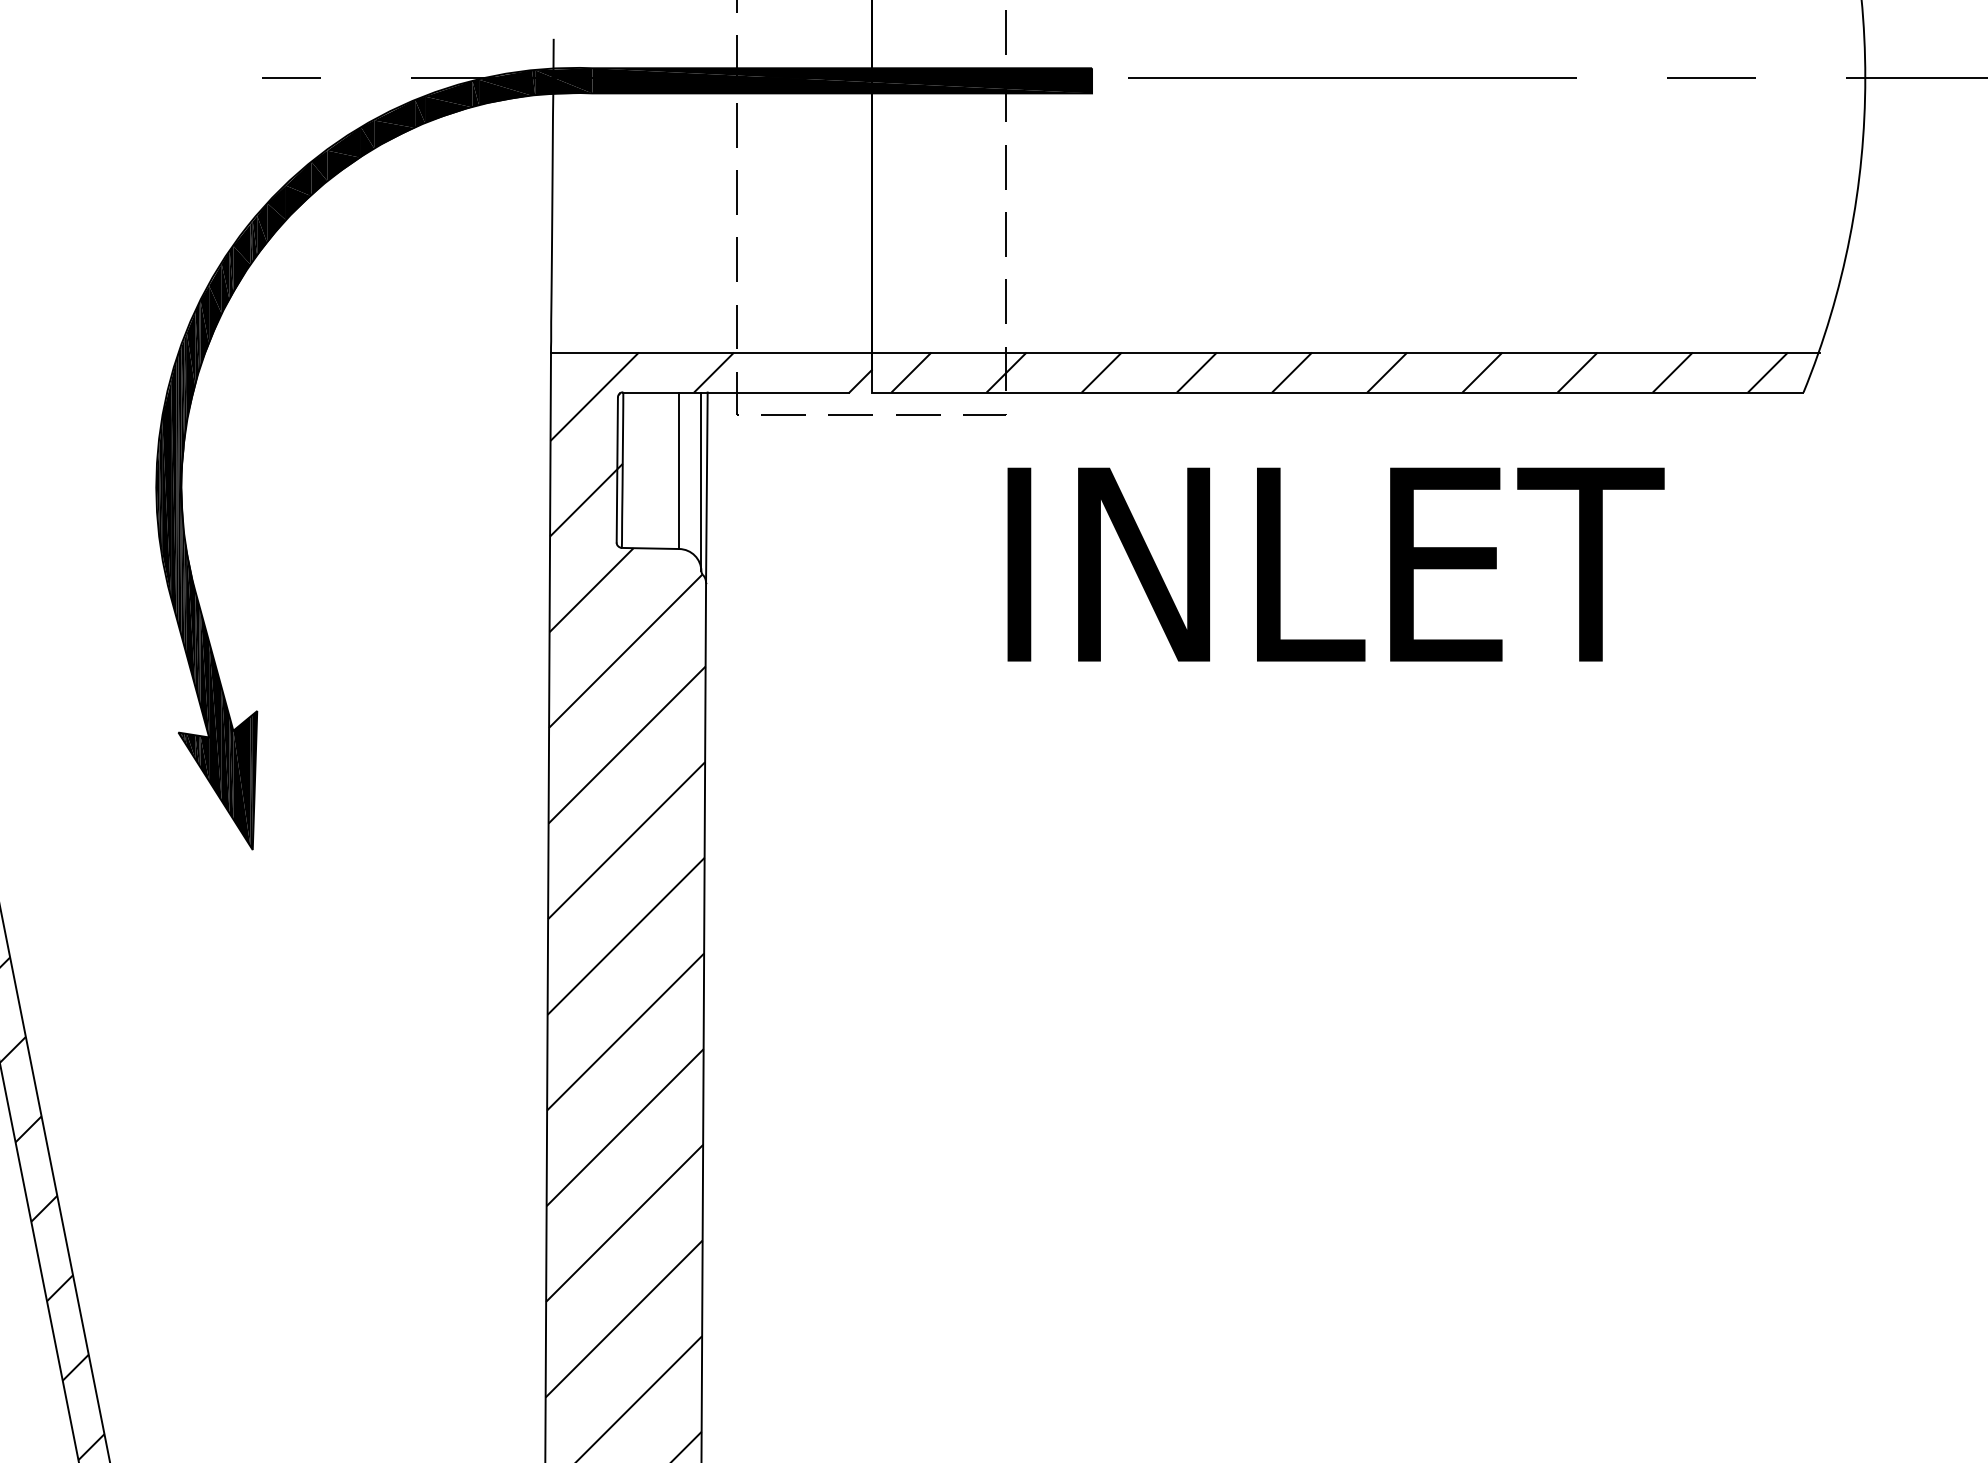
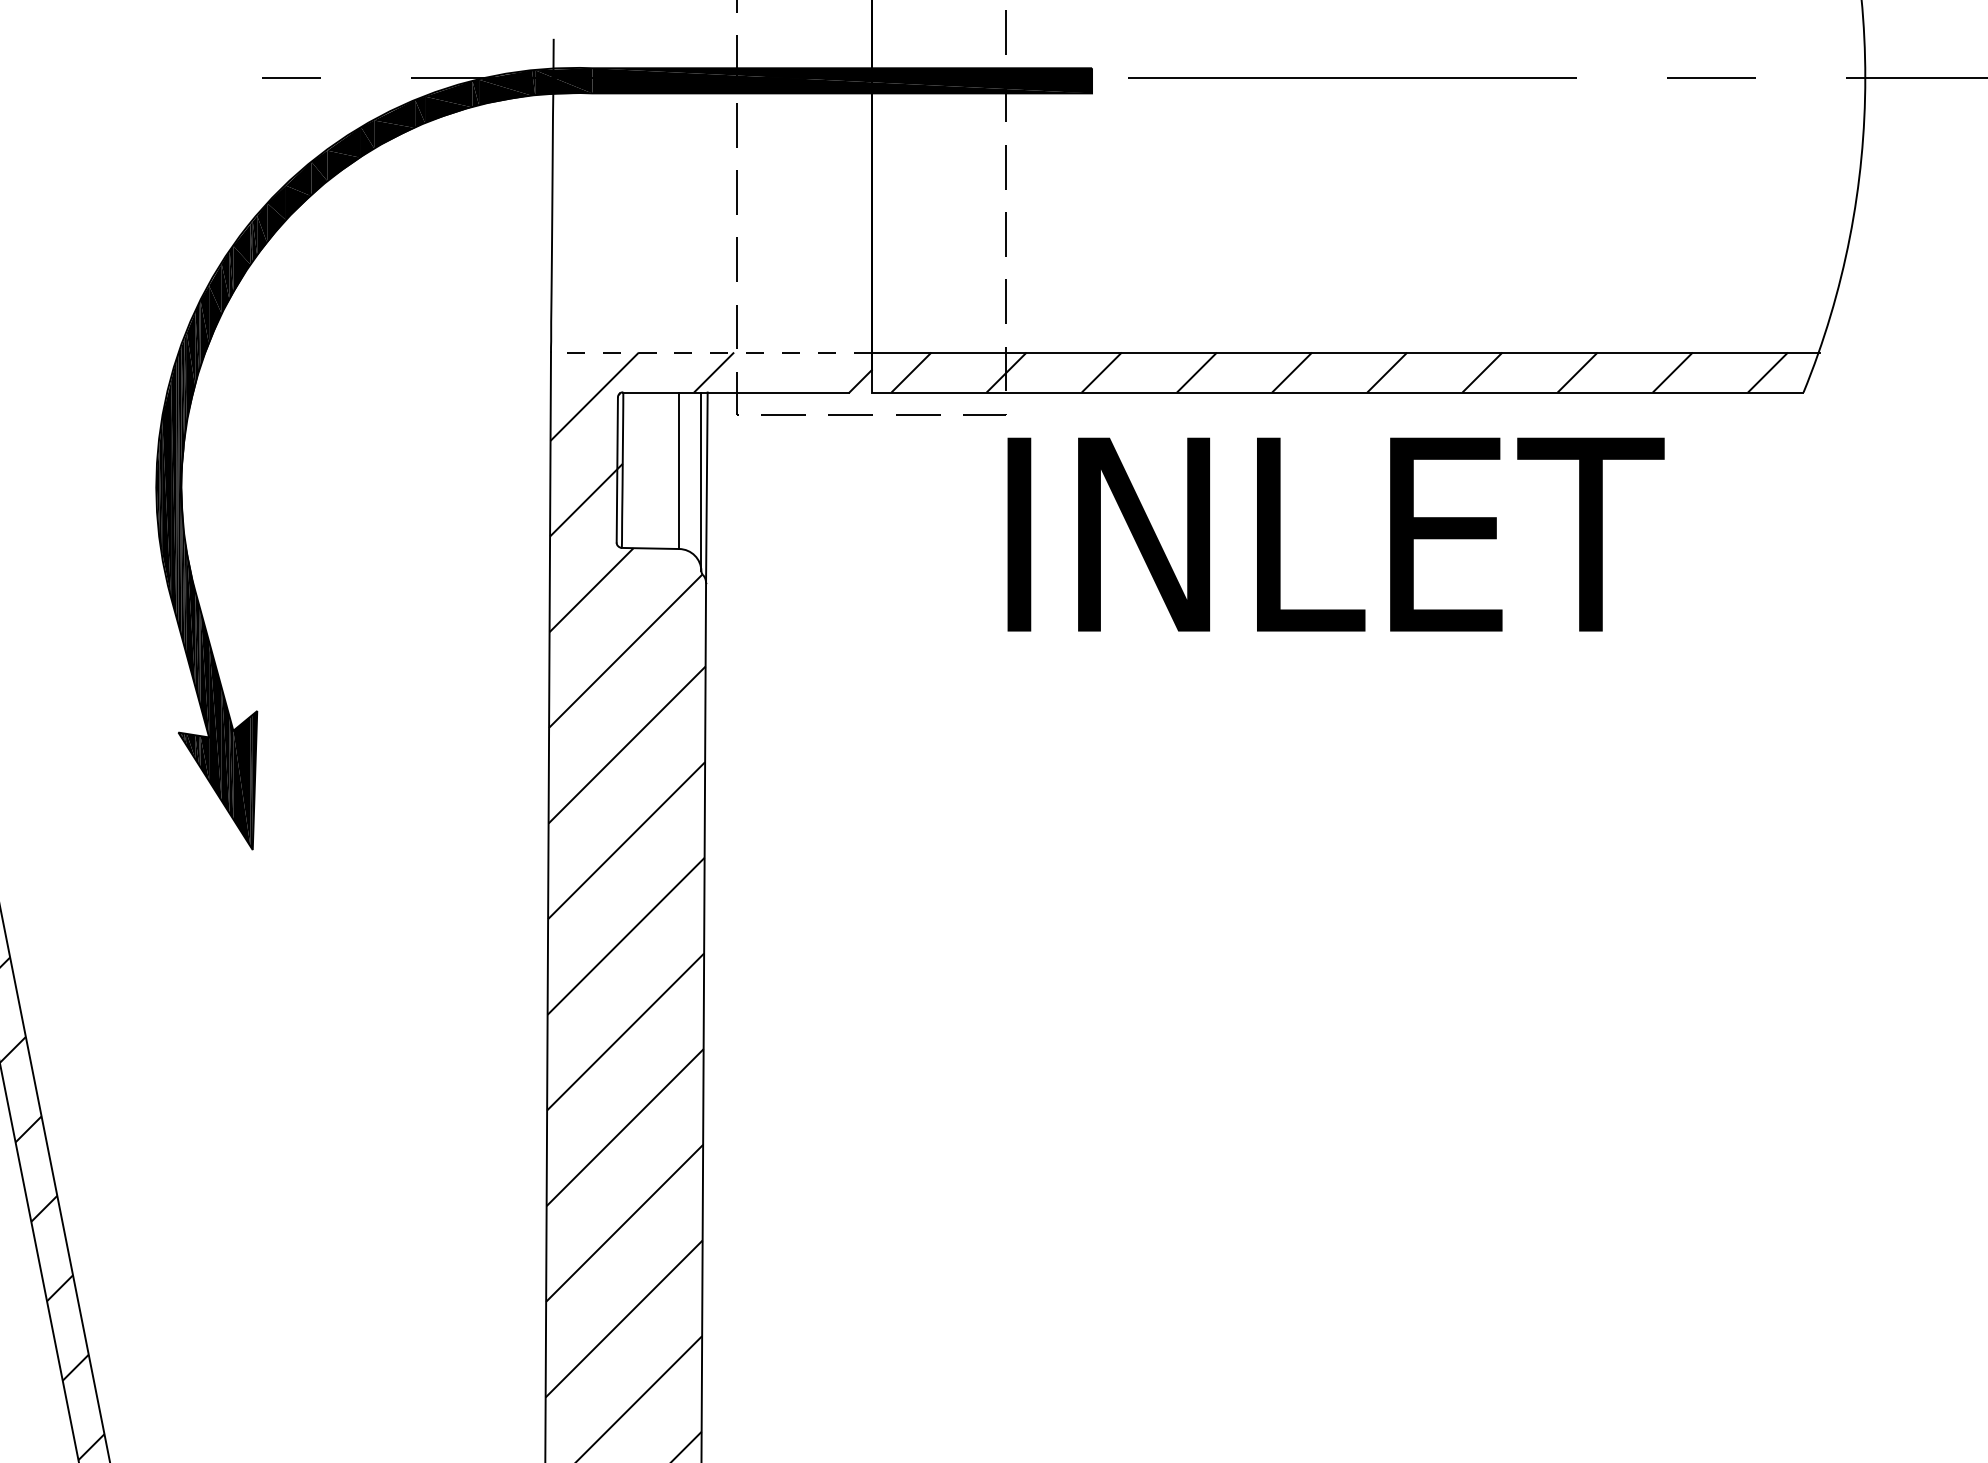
line: solid -> dashed (710, 352)
text position: (1335, 564) -> (1335, 534) (1335, 534)
